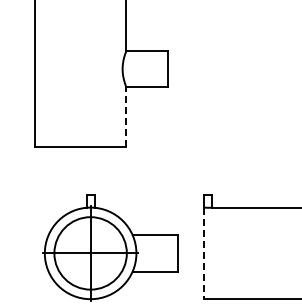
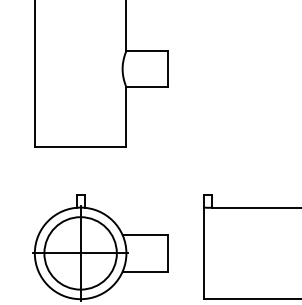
line: dashed -> solid (126, 117)
part position: (110, 247) -> (100, 247) (100, 247)
line: dashed -> solid (203, 253)
